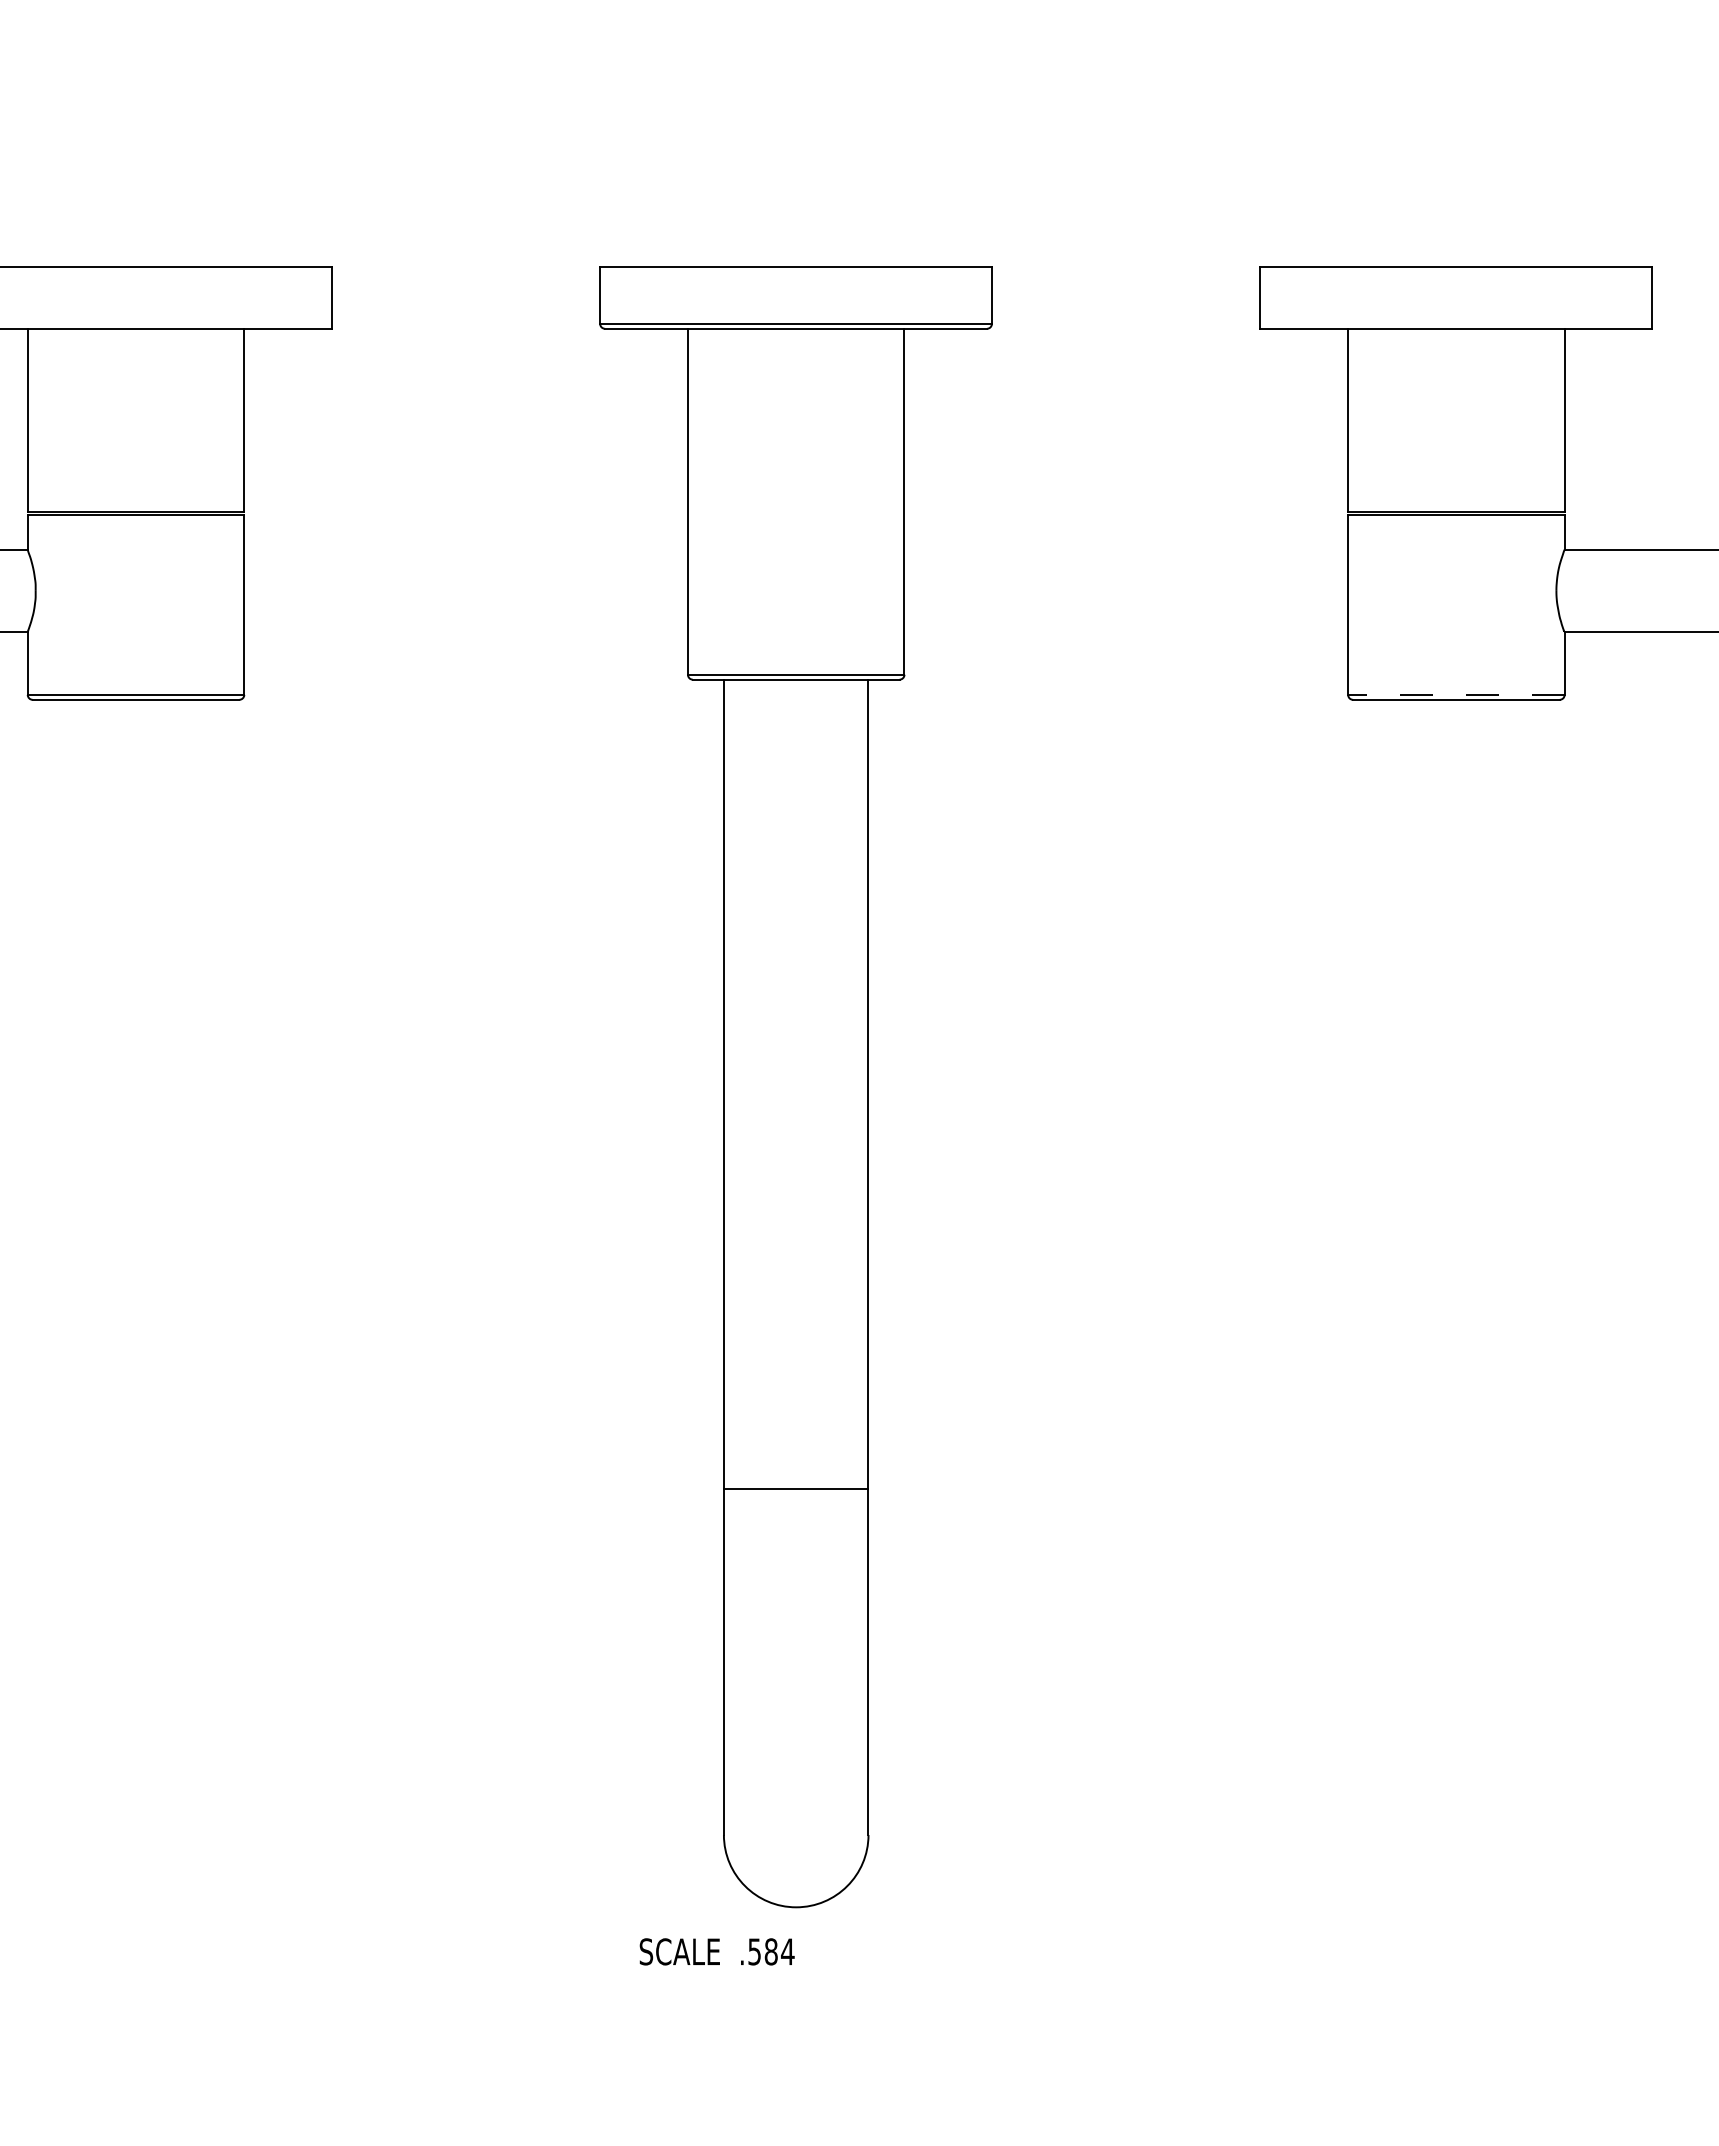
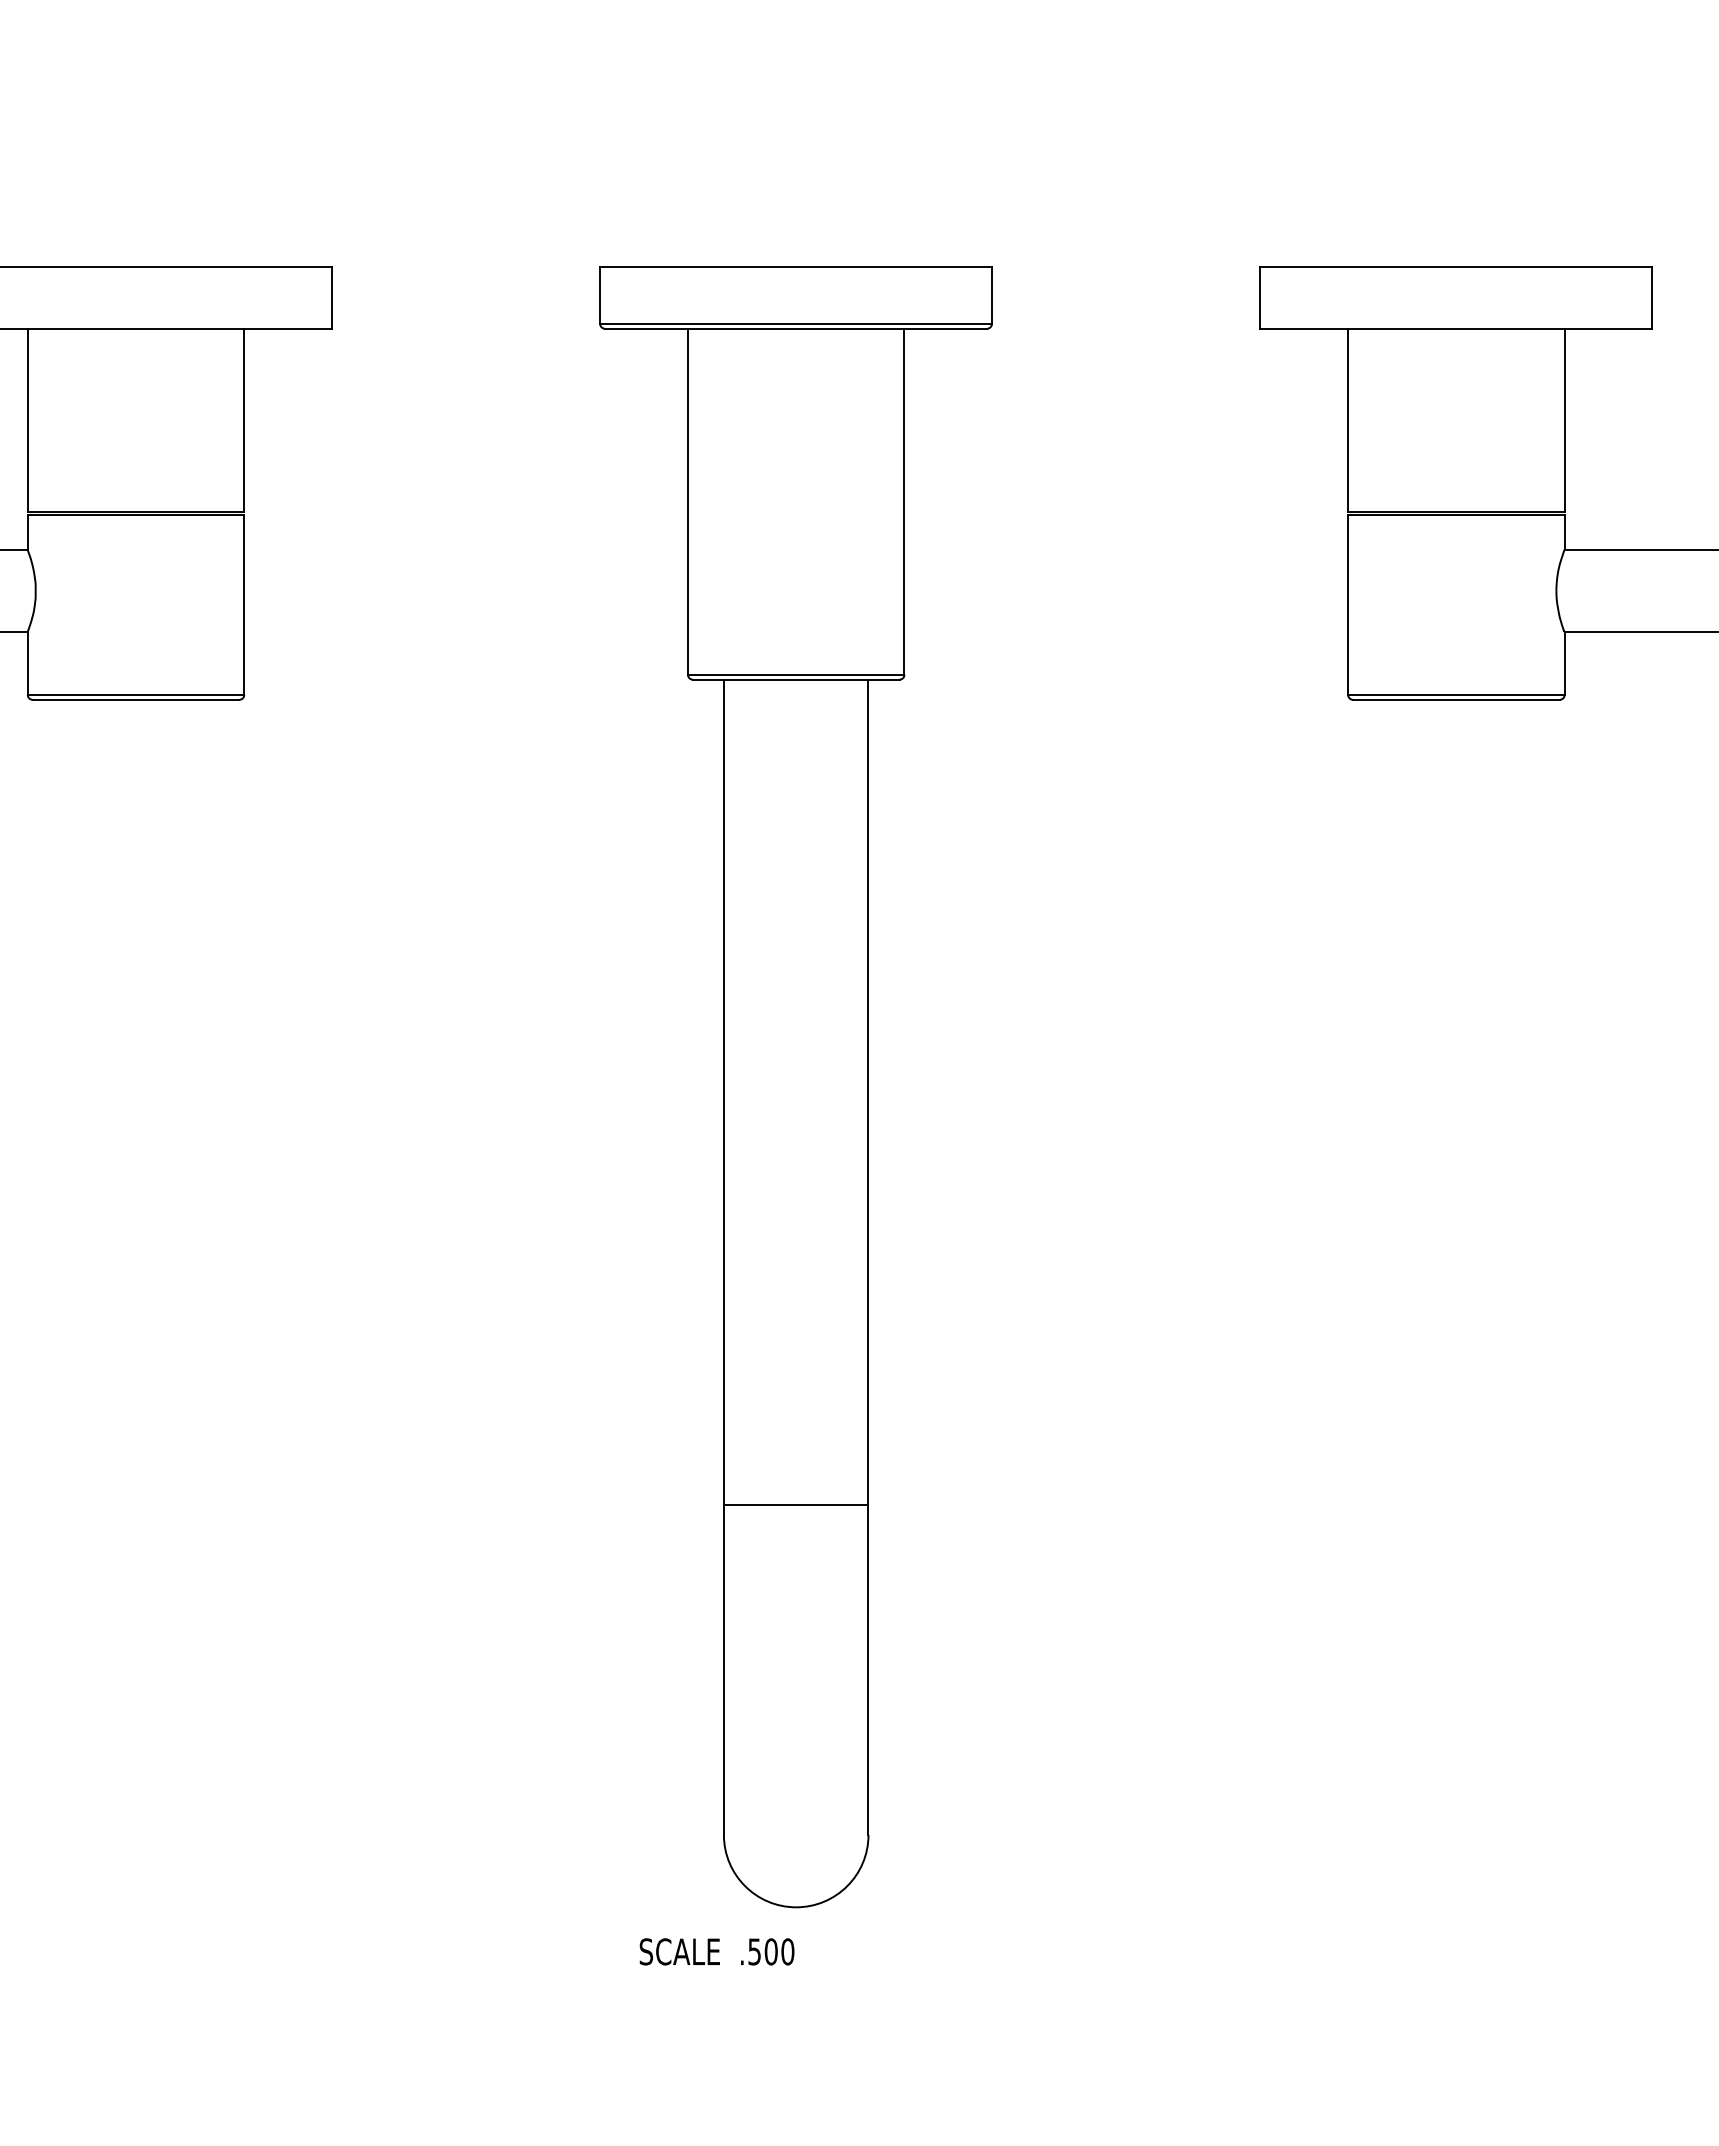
line: dashed -> solid (1455, 694)
line position: (795, 1488) -> (795, 1504) (795, 1504)
text: .584 -> .500 (779, 1951)
